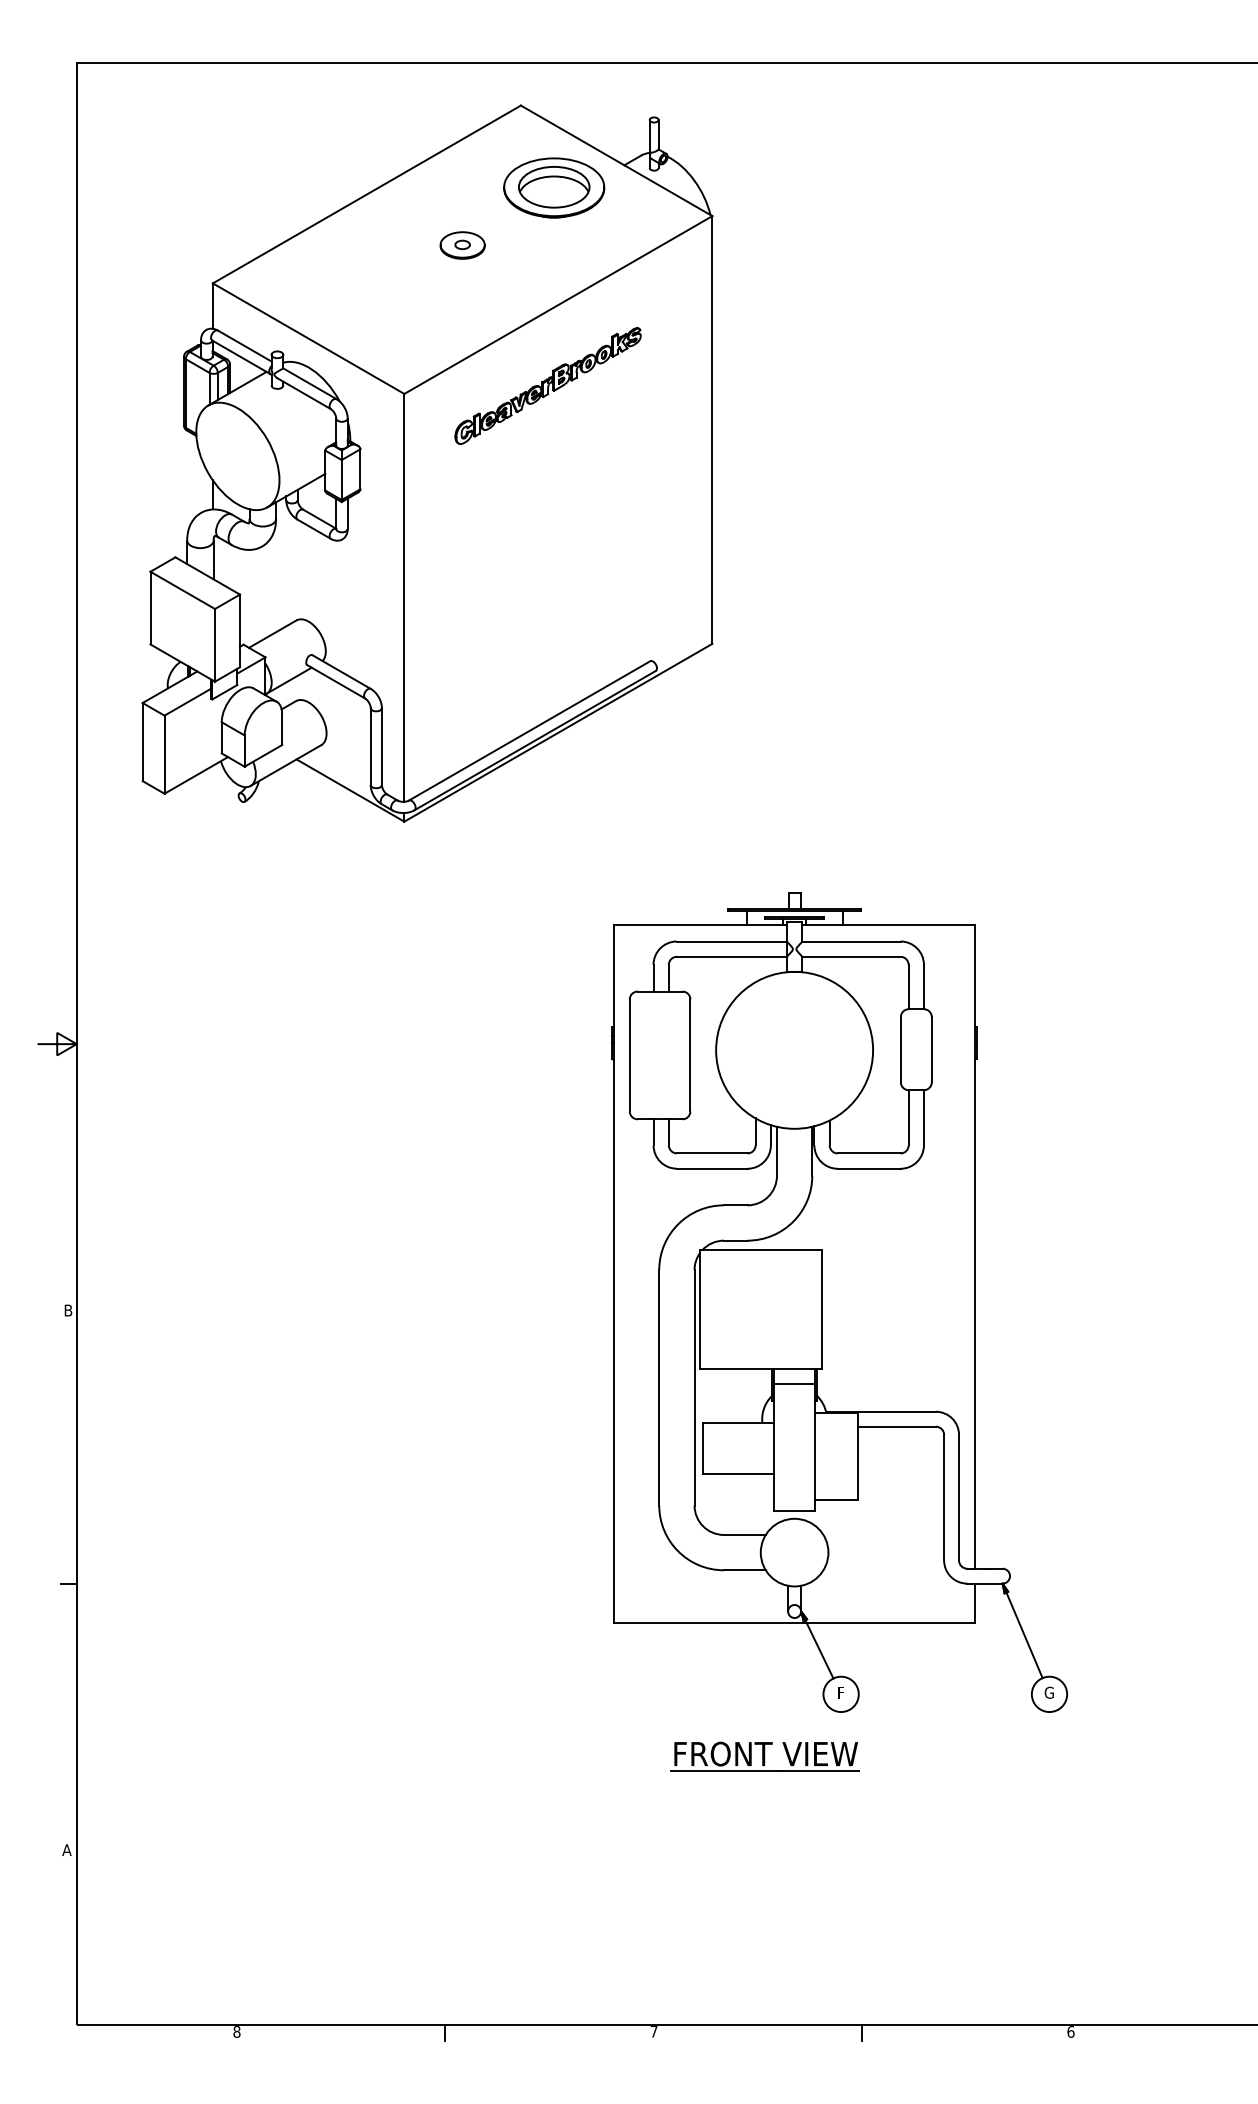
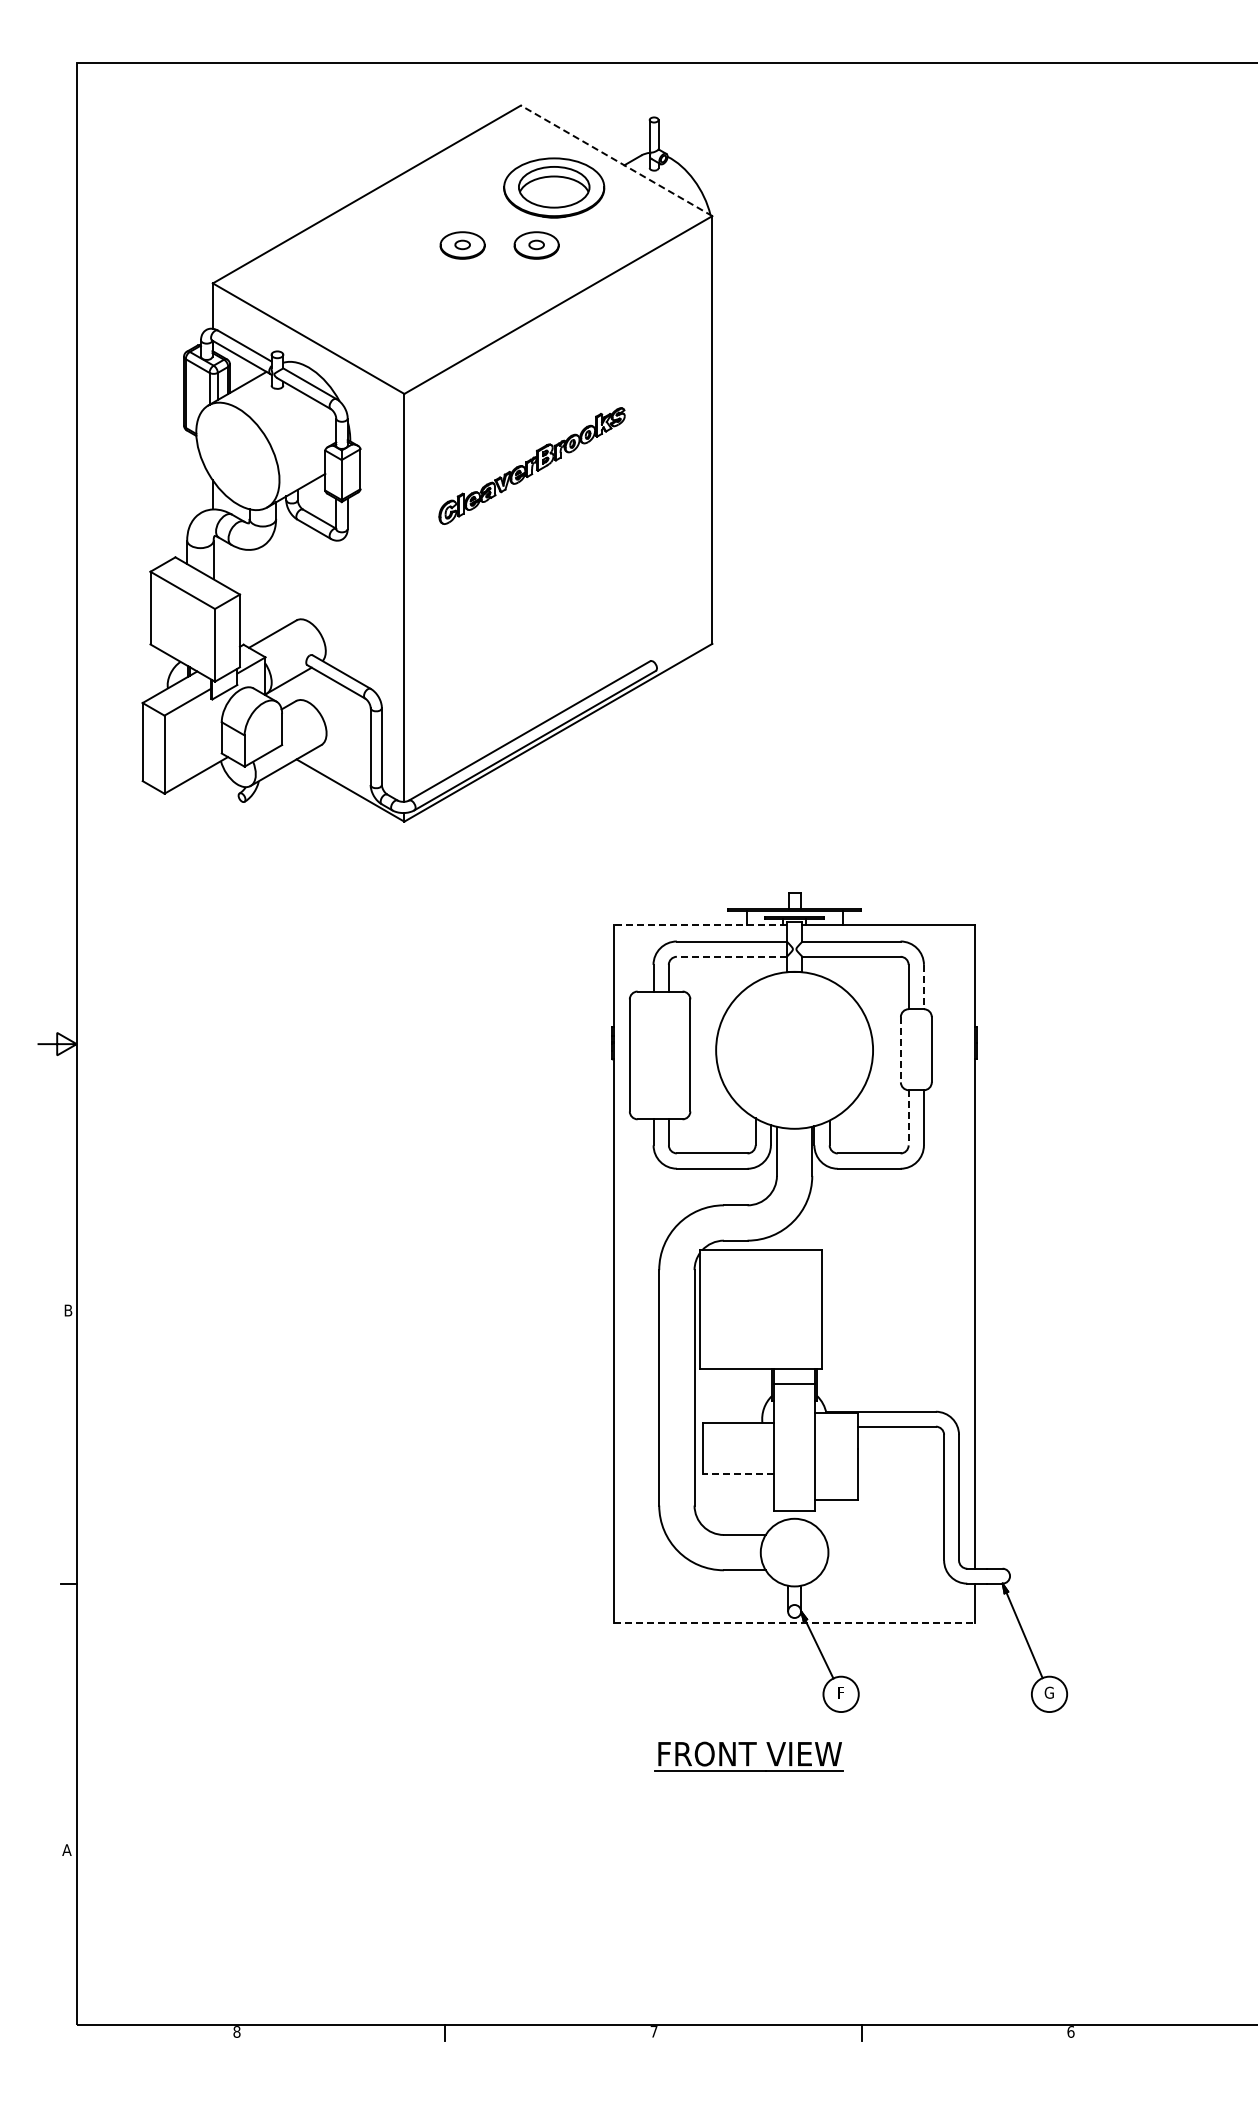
line: solid -> dashed (616, 160)
part: none -> present (536, 245)
part position: (547, 385) -> (531, 465) (531, 465)
line: solid -> dashed (699, 924)
line: solid -> dashed (731, 956)
line: solid -> dashed (923, 987)
line: solid -> dashed (900, 1049)
line: solid -> dashed (908, 1117)
line: solid -> dashed (738, 1474)
line: solid -> dashed (794, 1623)
part position: (764, 1756) -> (748, 1756) (748, 1756)
